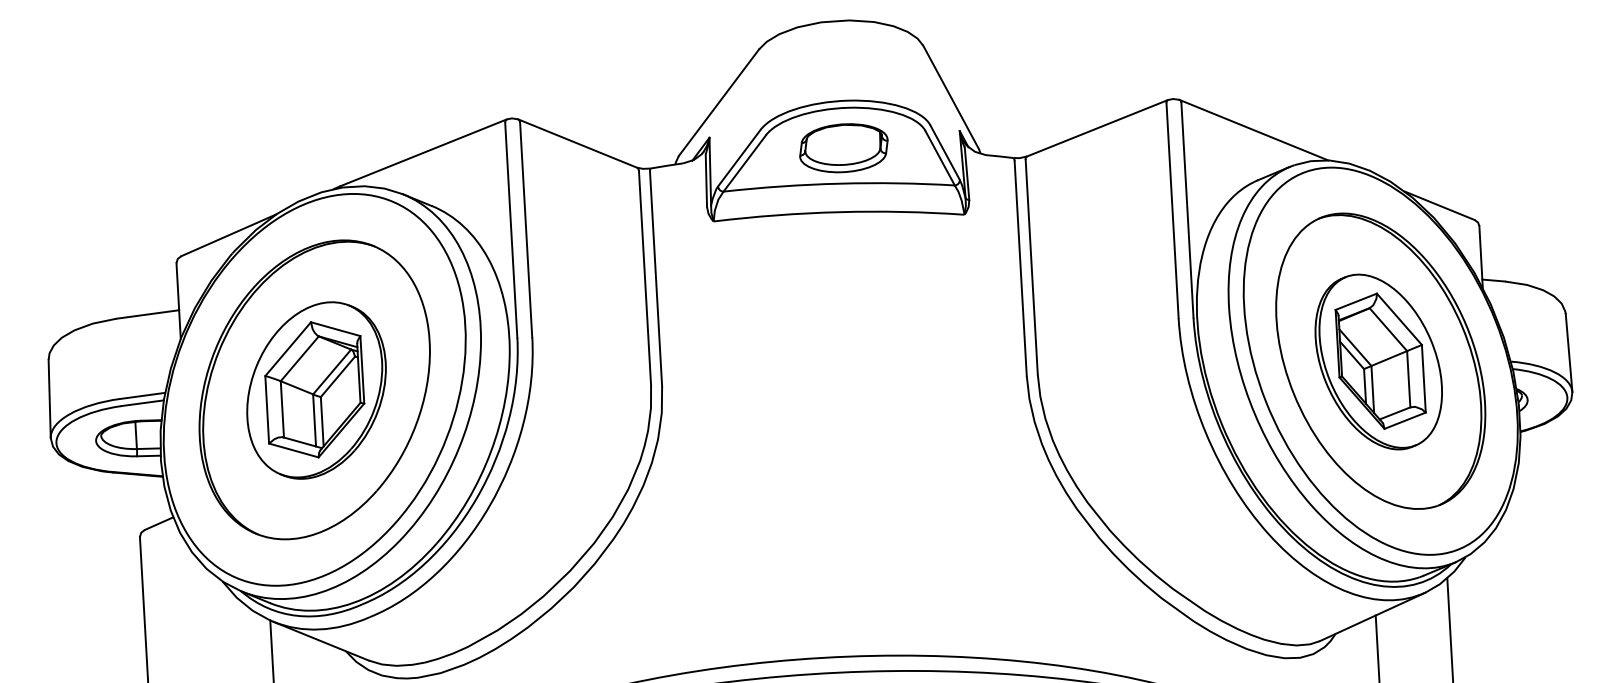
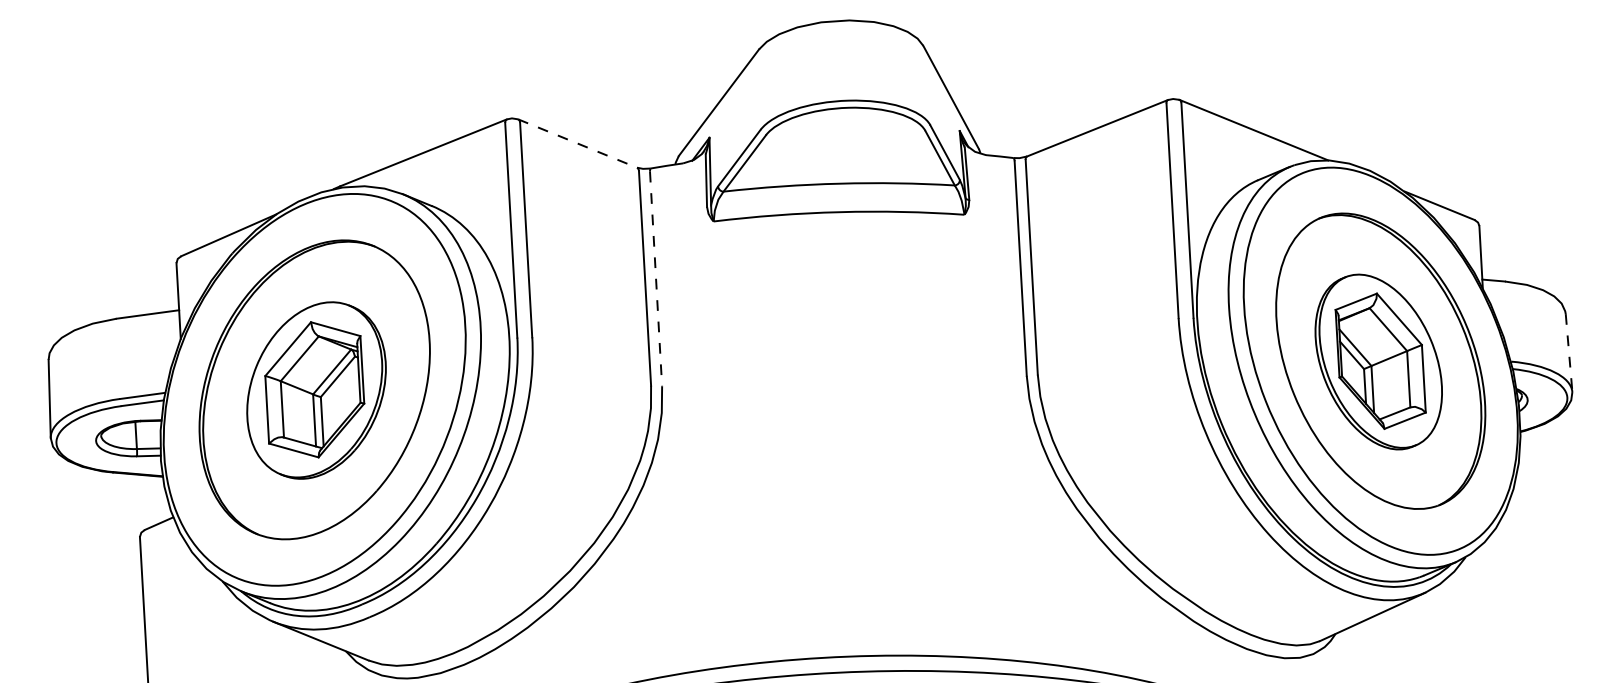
line: solid -> dashed (578, 143)
part: present -> none (843, 148)
line: solid -> dashed (656, 279)
line: solid -> dashed (1569, 353)
line: present -> none (1449, 628)
line: present -> none (1377, 647)
line: present -> none (271, 649)
